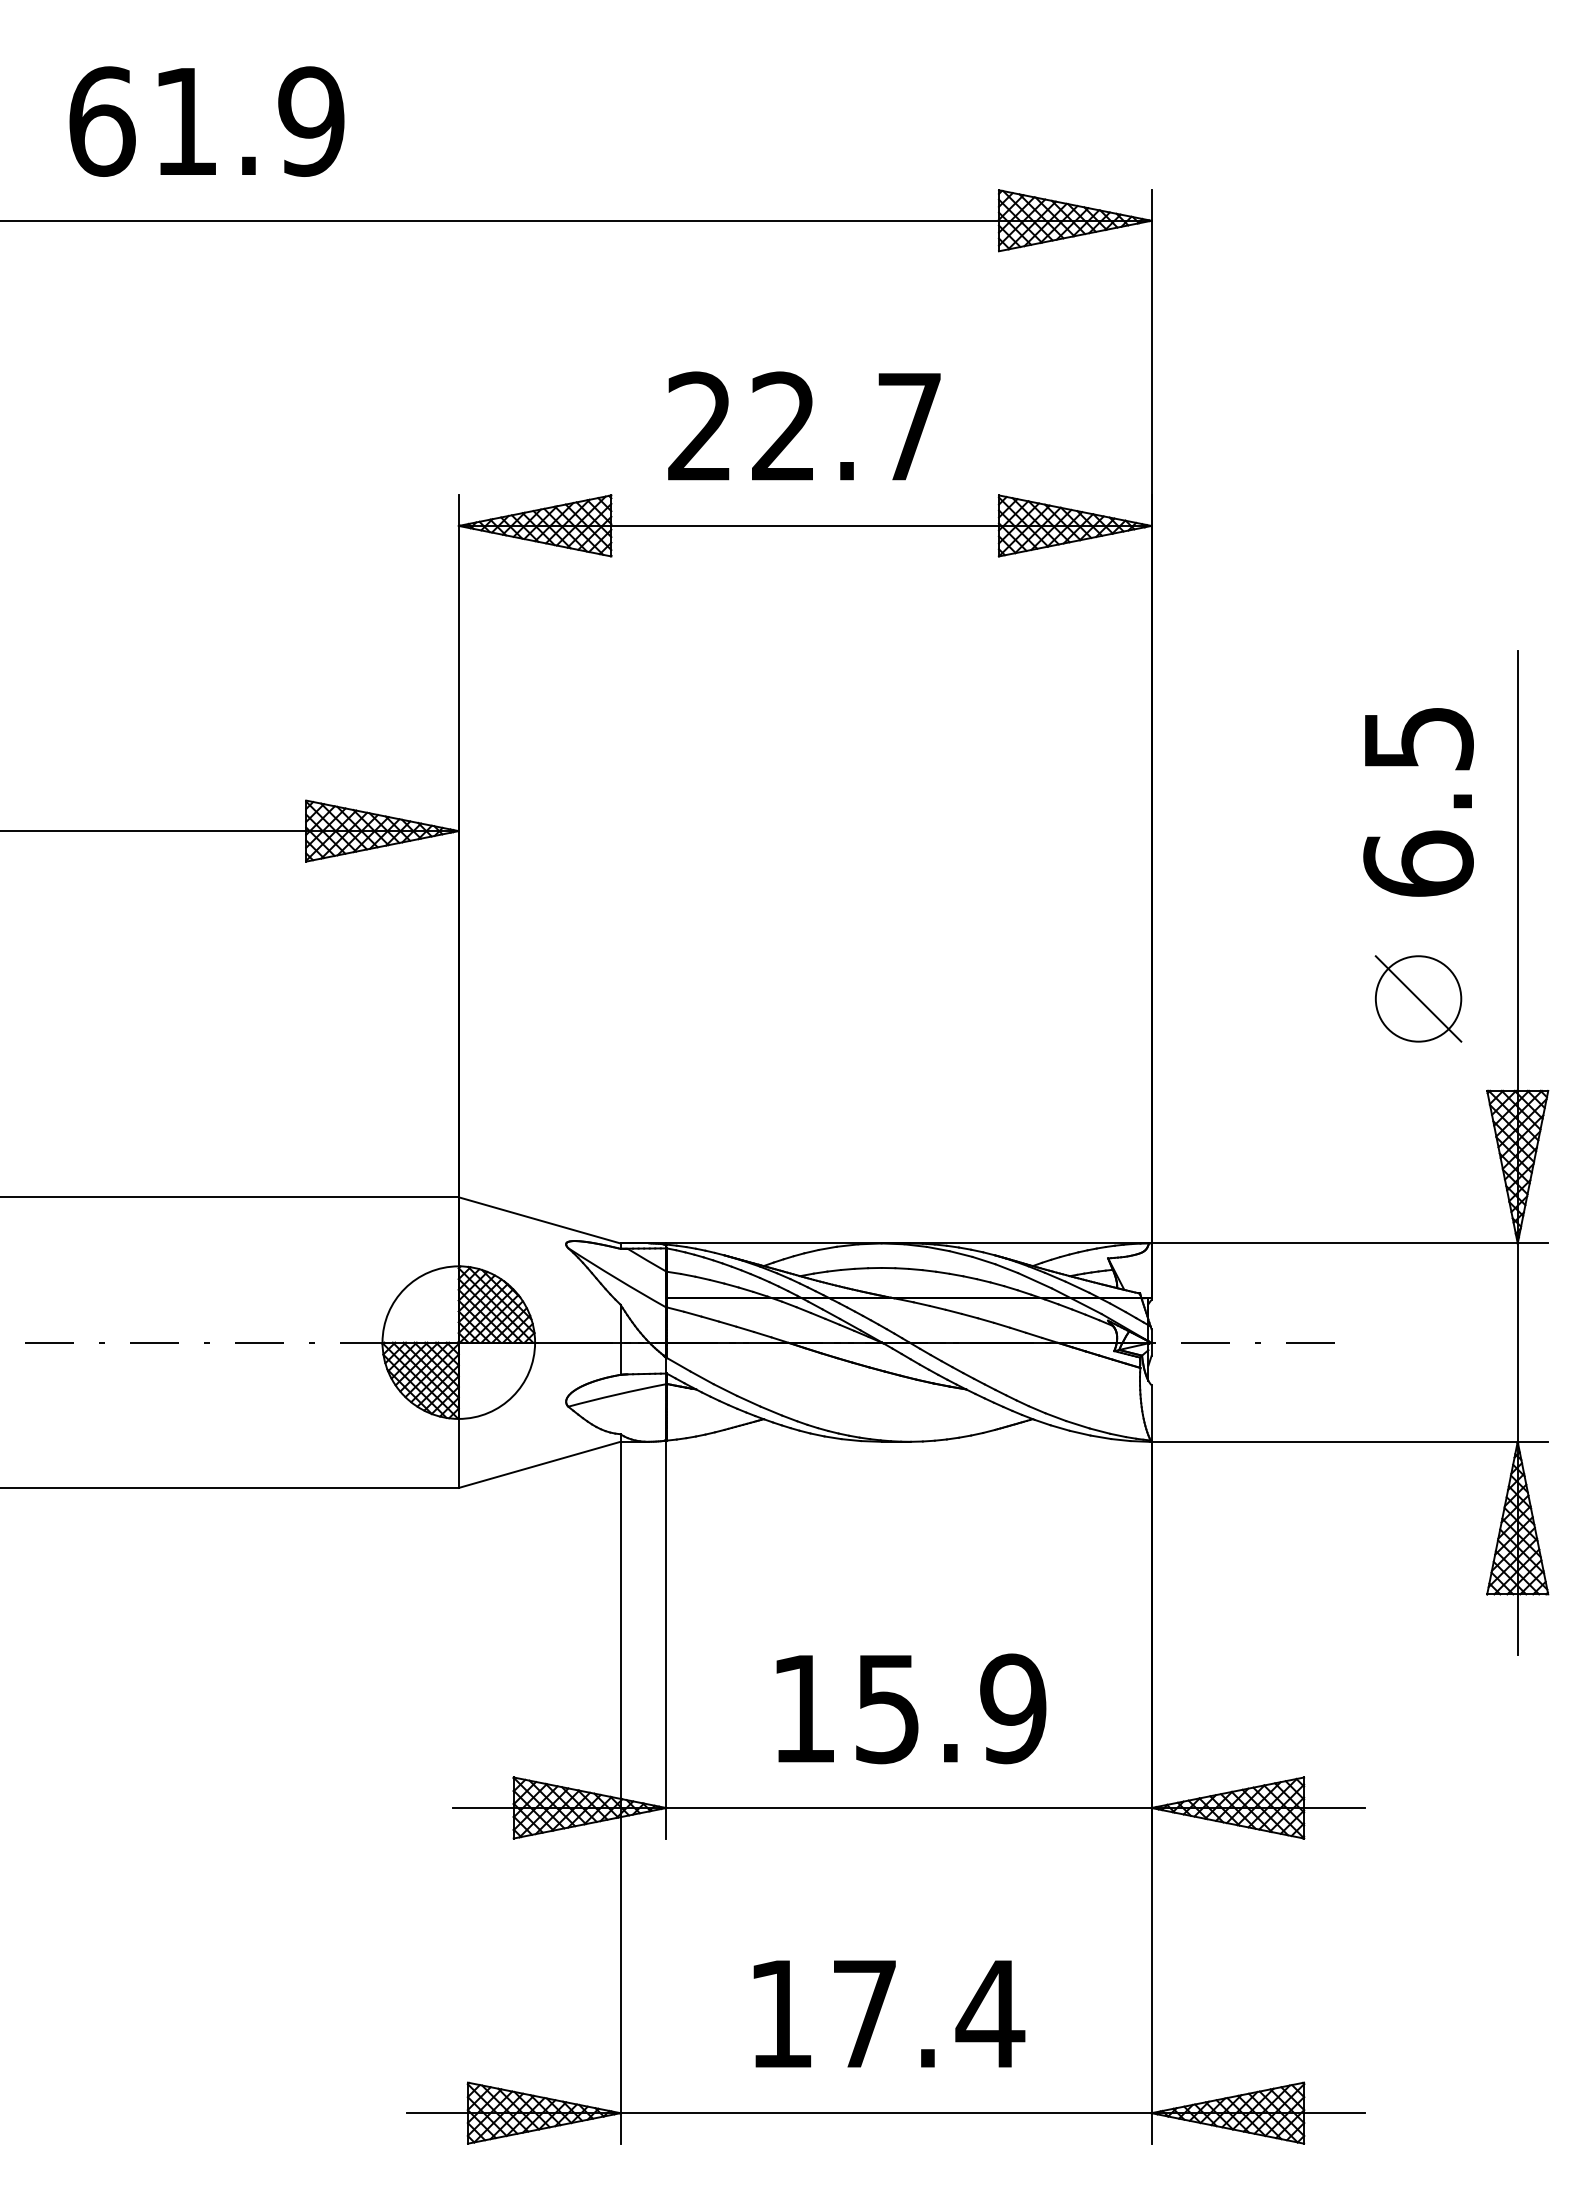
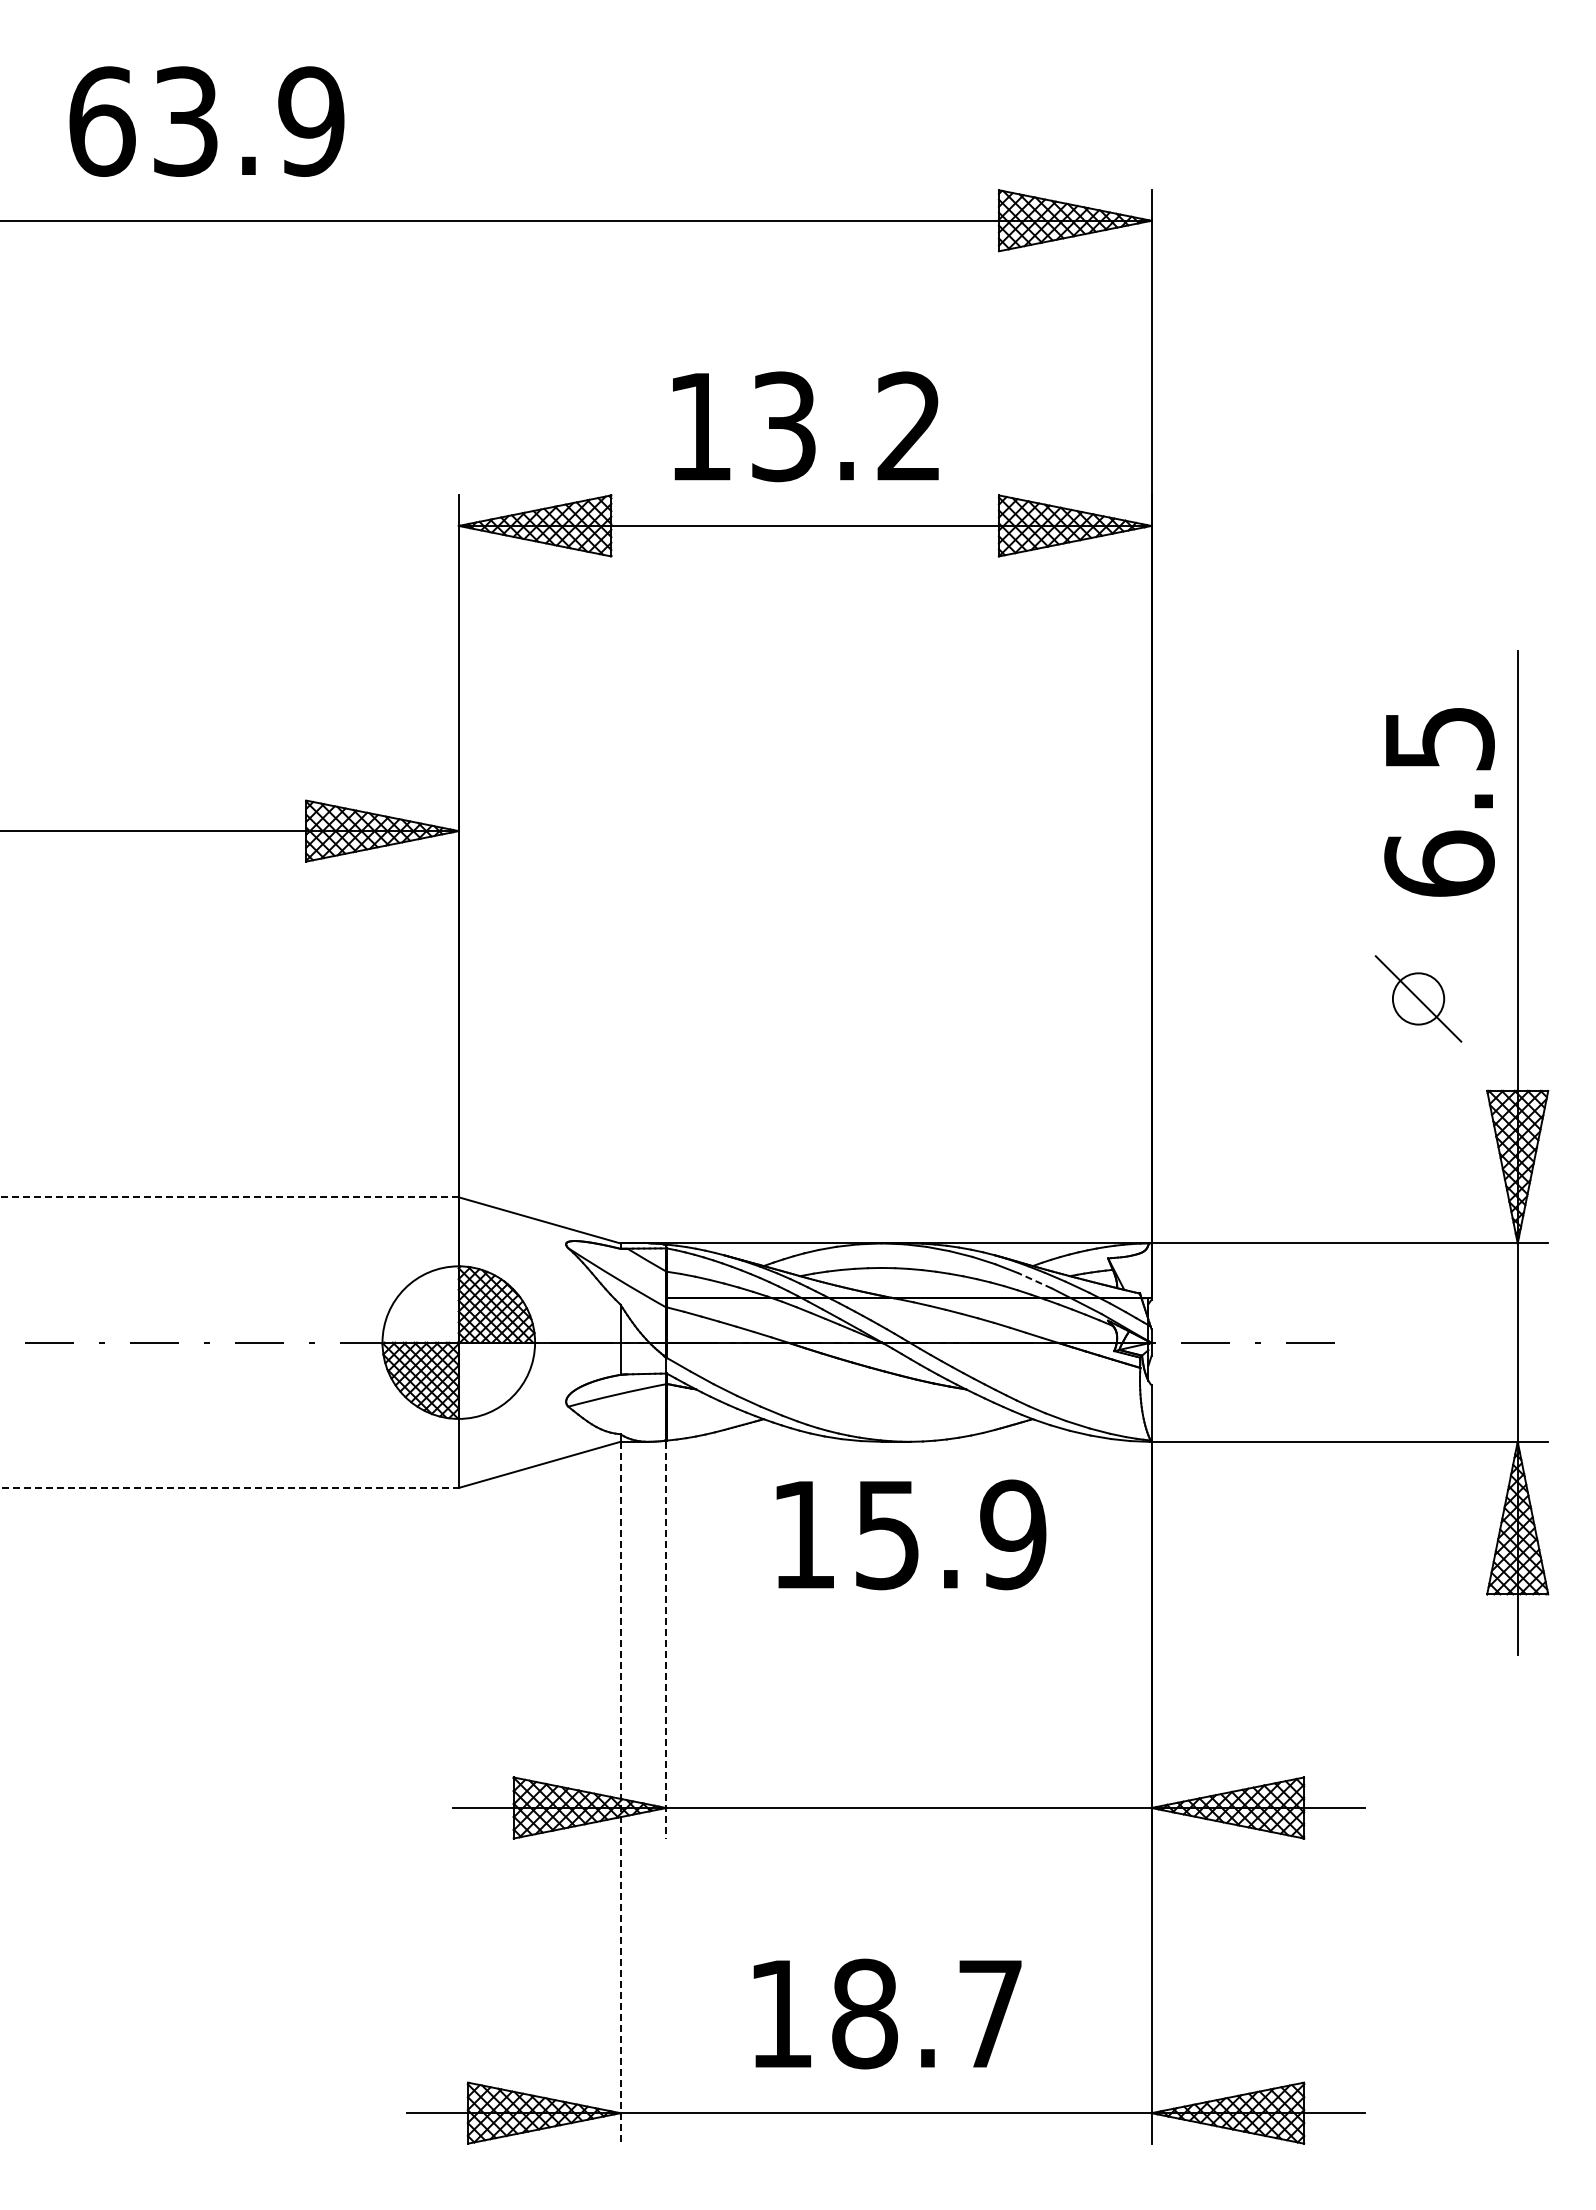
text: 61.9 -> 63.9 (185, 121)
text: 22.7 -> 13.2 (804, 426)
text position: (1418, 802) -> (1439, 802) (1439, 802)
circle diameter: 85 px -> 51 px (1418, 998)
line: solid -> dashed (229, 1197)
line: solid -> dashed (1035, 1280)
line: solid -> dashed (230, 1487)
line: solid -> dashed (666, 1640)
text position: (911, 1708) -> (911, 1534) (911, 1534)
line: solid -> dashed (620, 1792)
text: 17.4 -> 18.7 (928, 2013)
